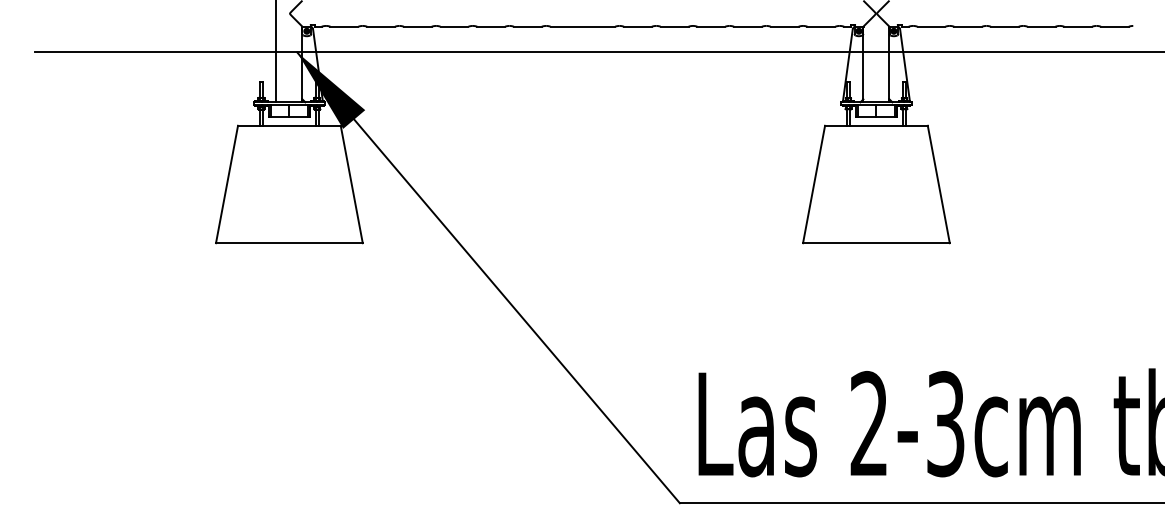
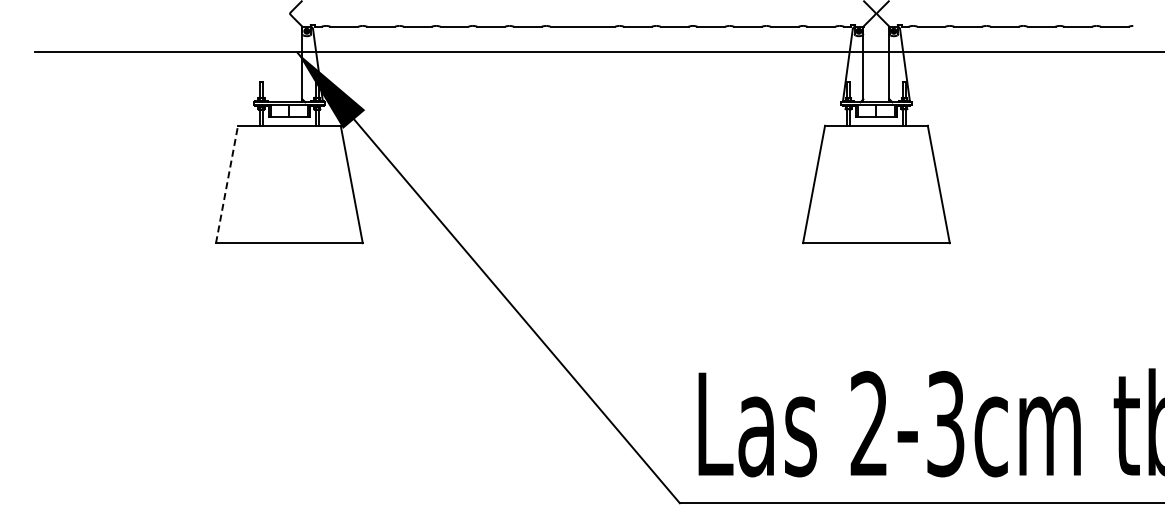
line: present -> none (276, 52)
line: solid -> dashed (227, 184)
